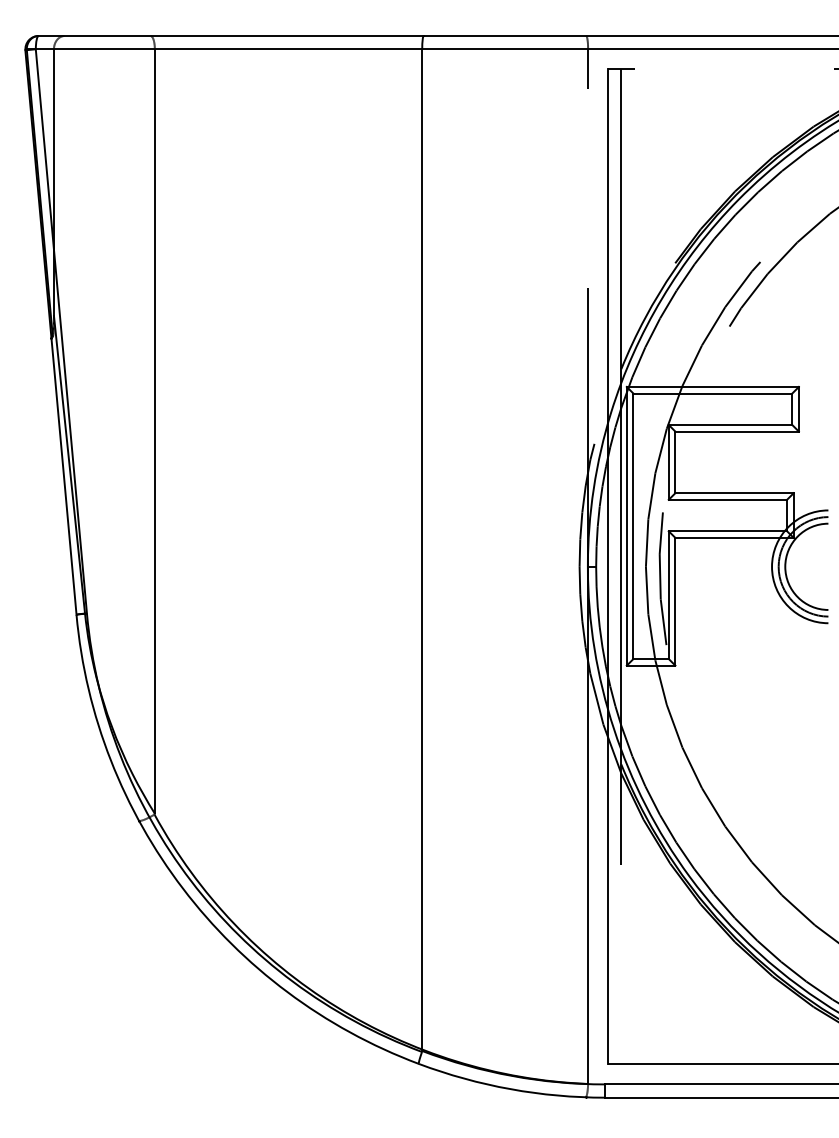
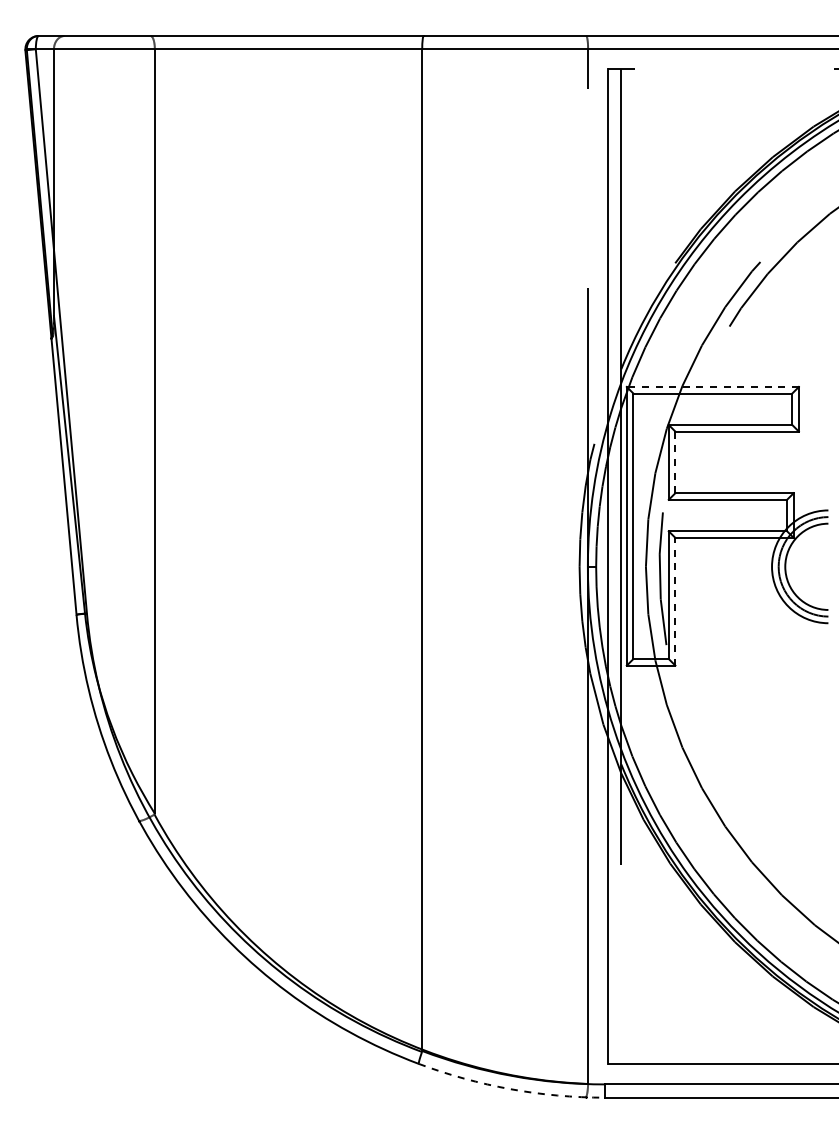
line: solid -> dashed (712, 386)
line: solid -> dashed (675, 462)
line: solid -> dashed (675, 601)
arc: solid -> dashed (510, 1089)
